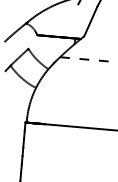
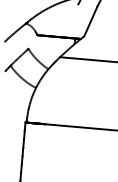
line: dashed -> solid (88, 59)
